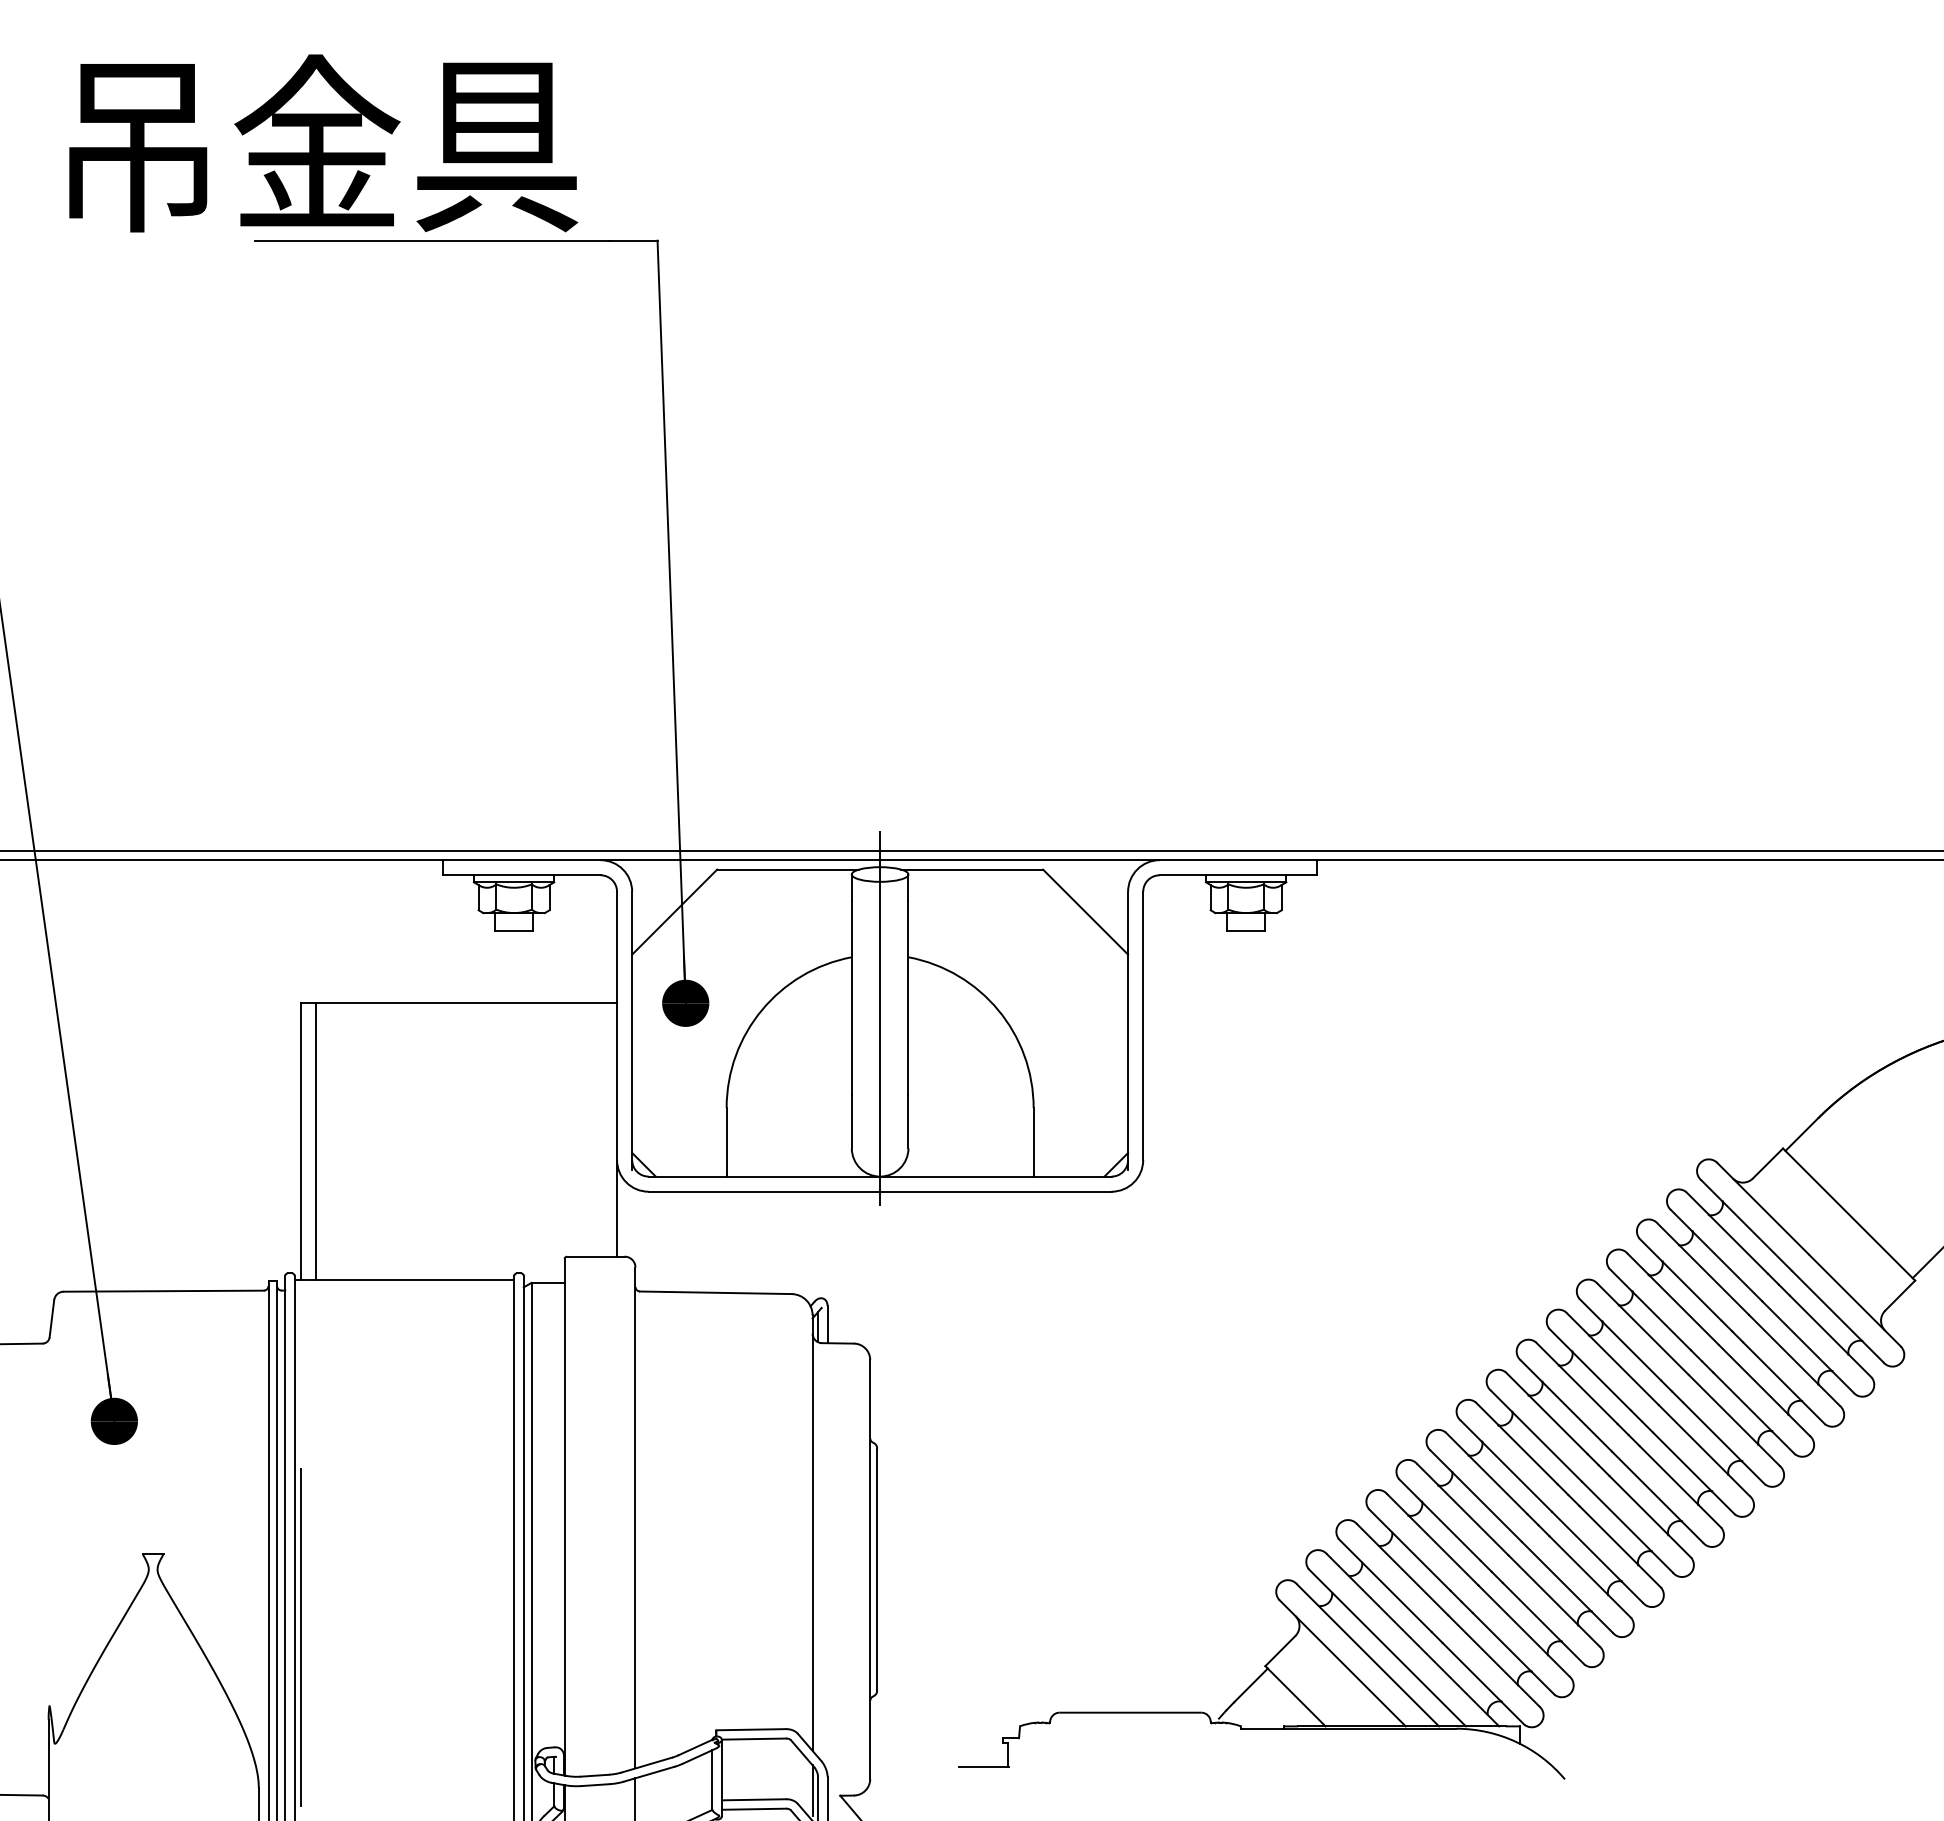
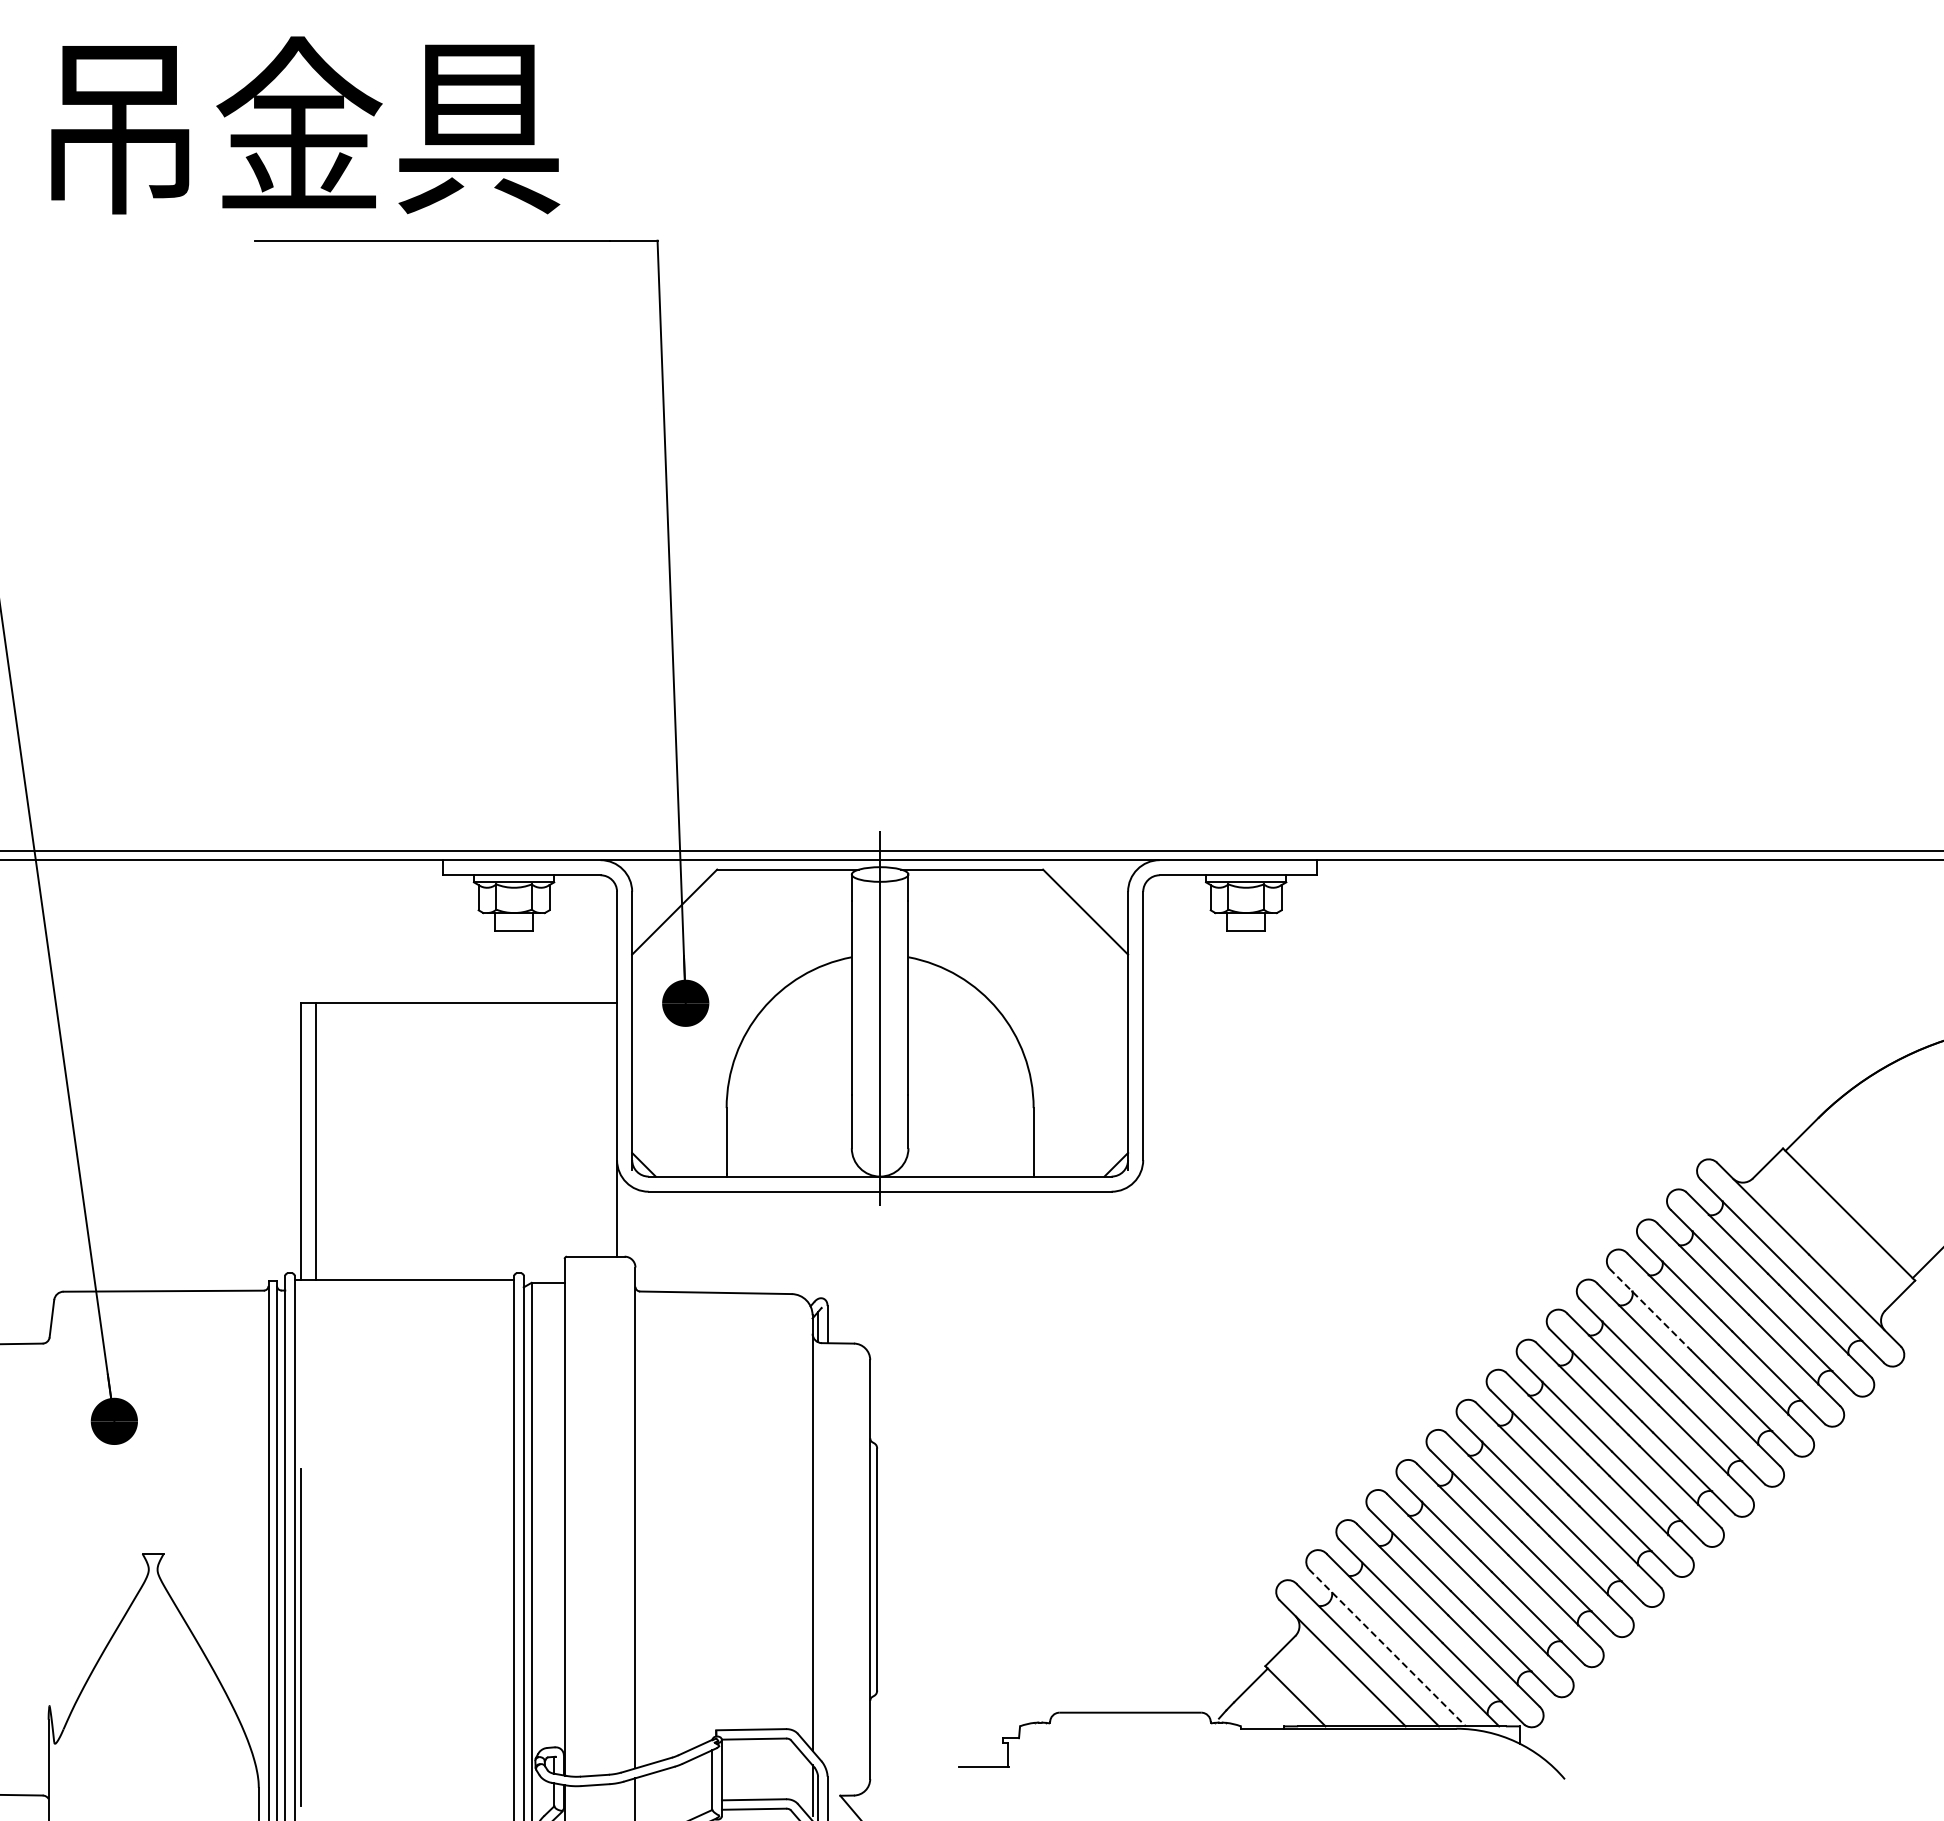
text position: (323, 143) -> (305, 125) (305, 125)
line: solid -> dashed (1650, 1309)
line: solid -> dashed (1387, 1648)
